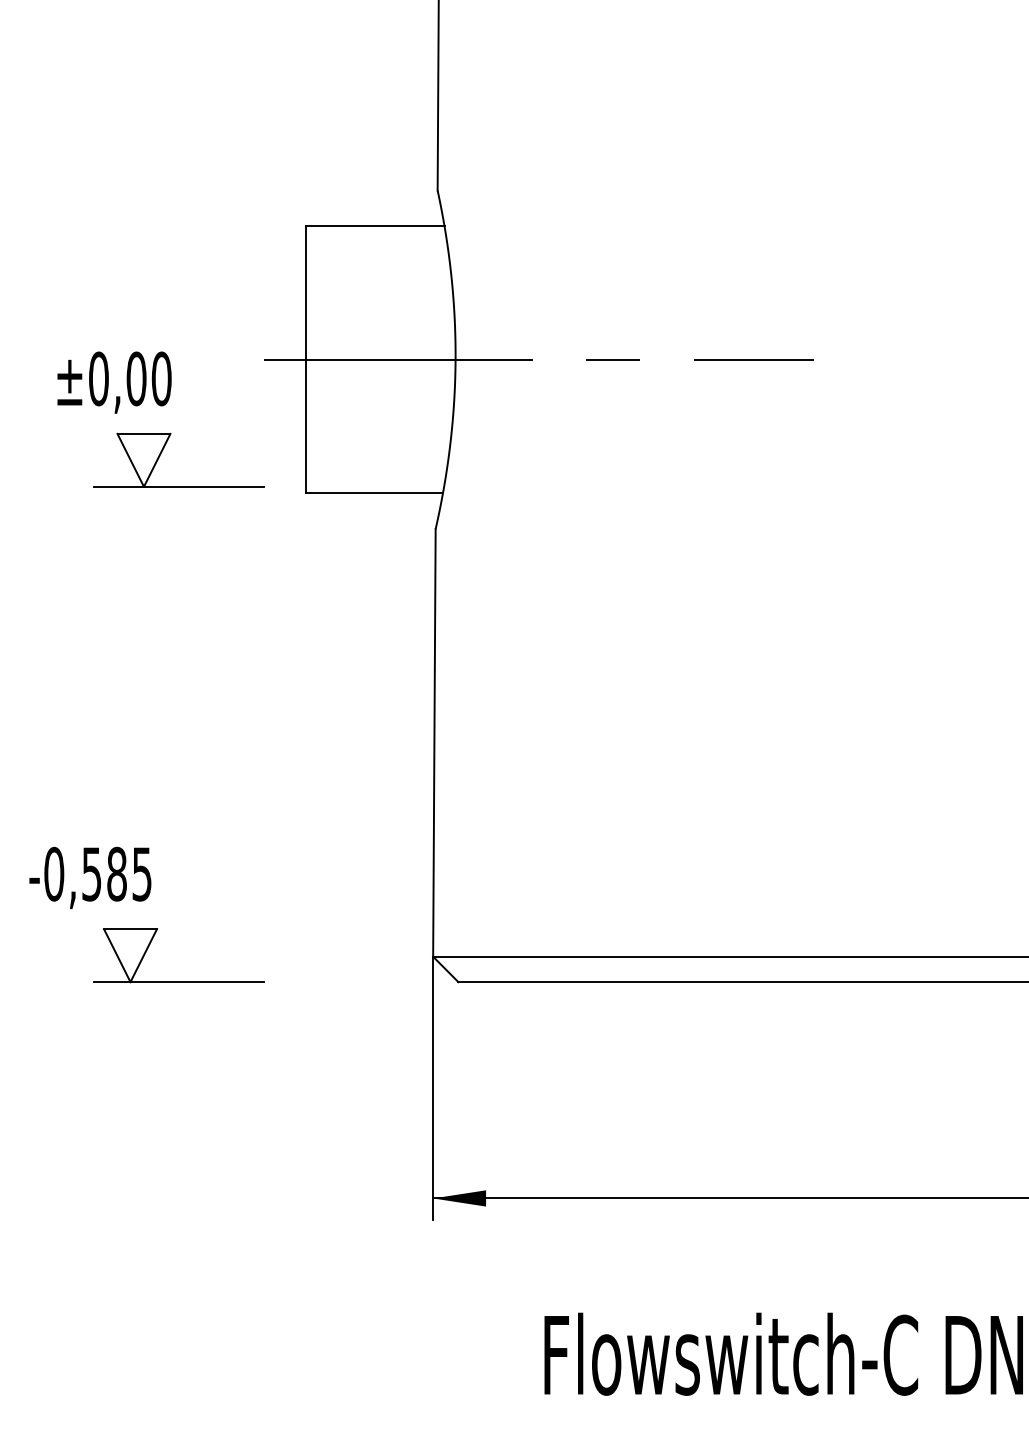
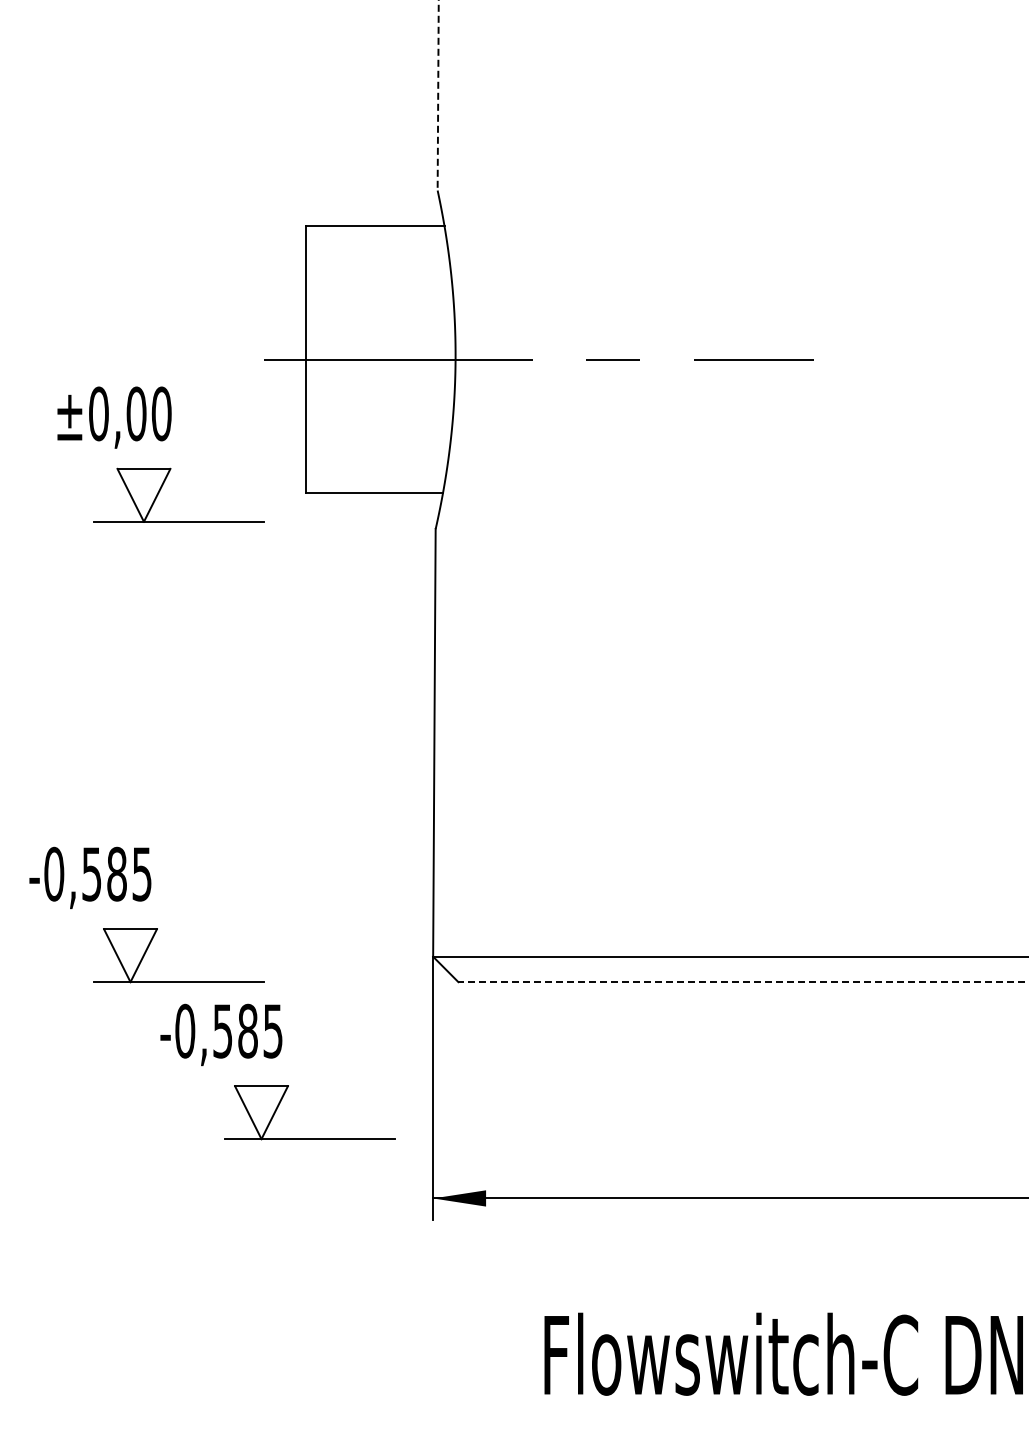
line: solid -> dashed (438, 95)
part position: (160, 406) -> (160, 441) (160, 441)
line: solid -> dashed (743, 982)
part: none -> present (274, 1058)
